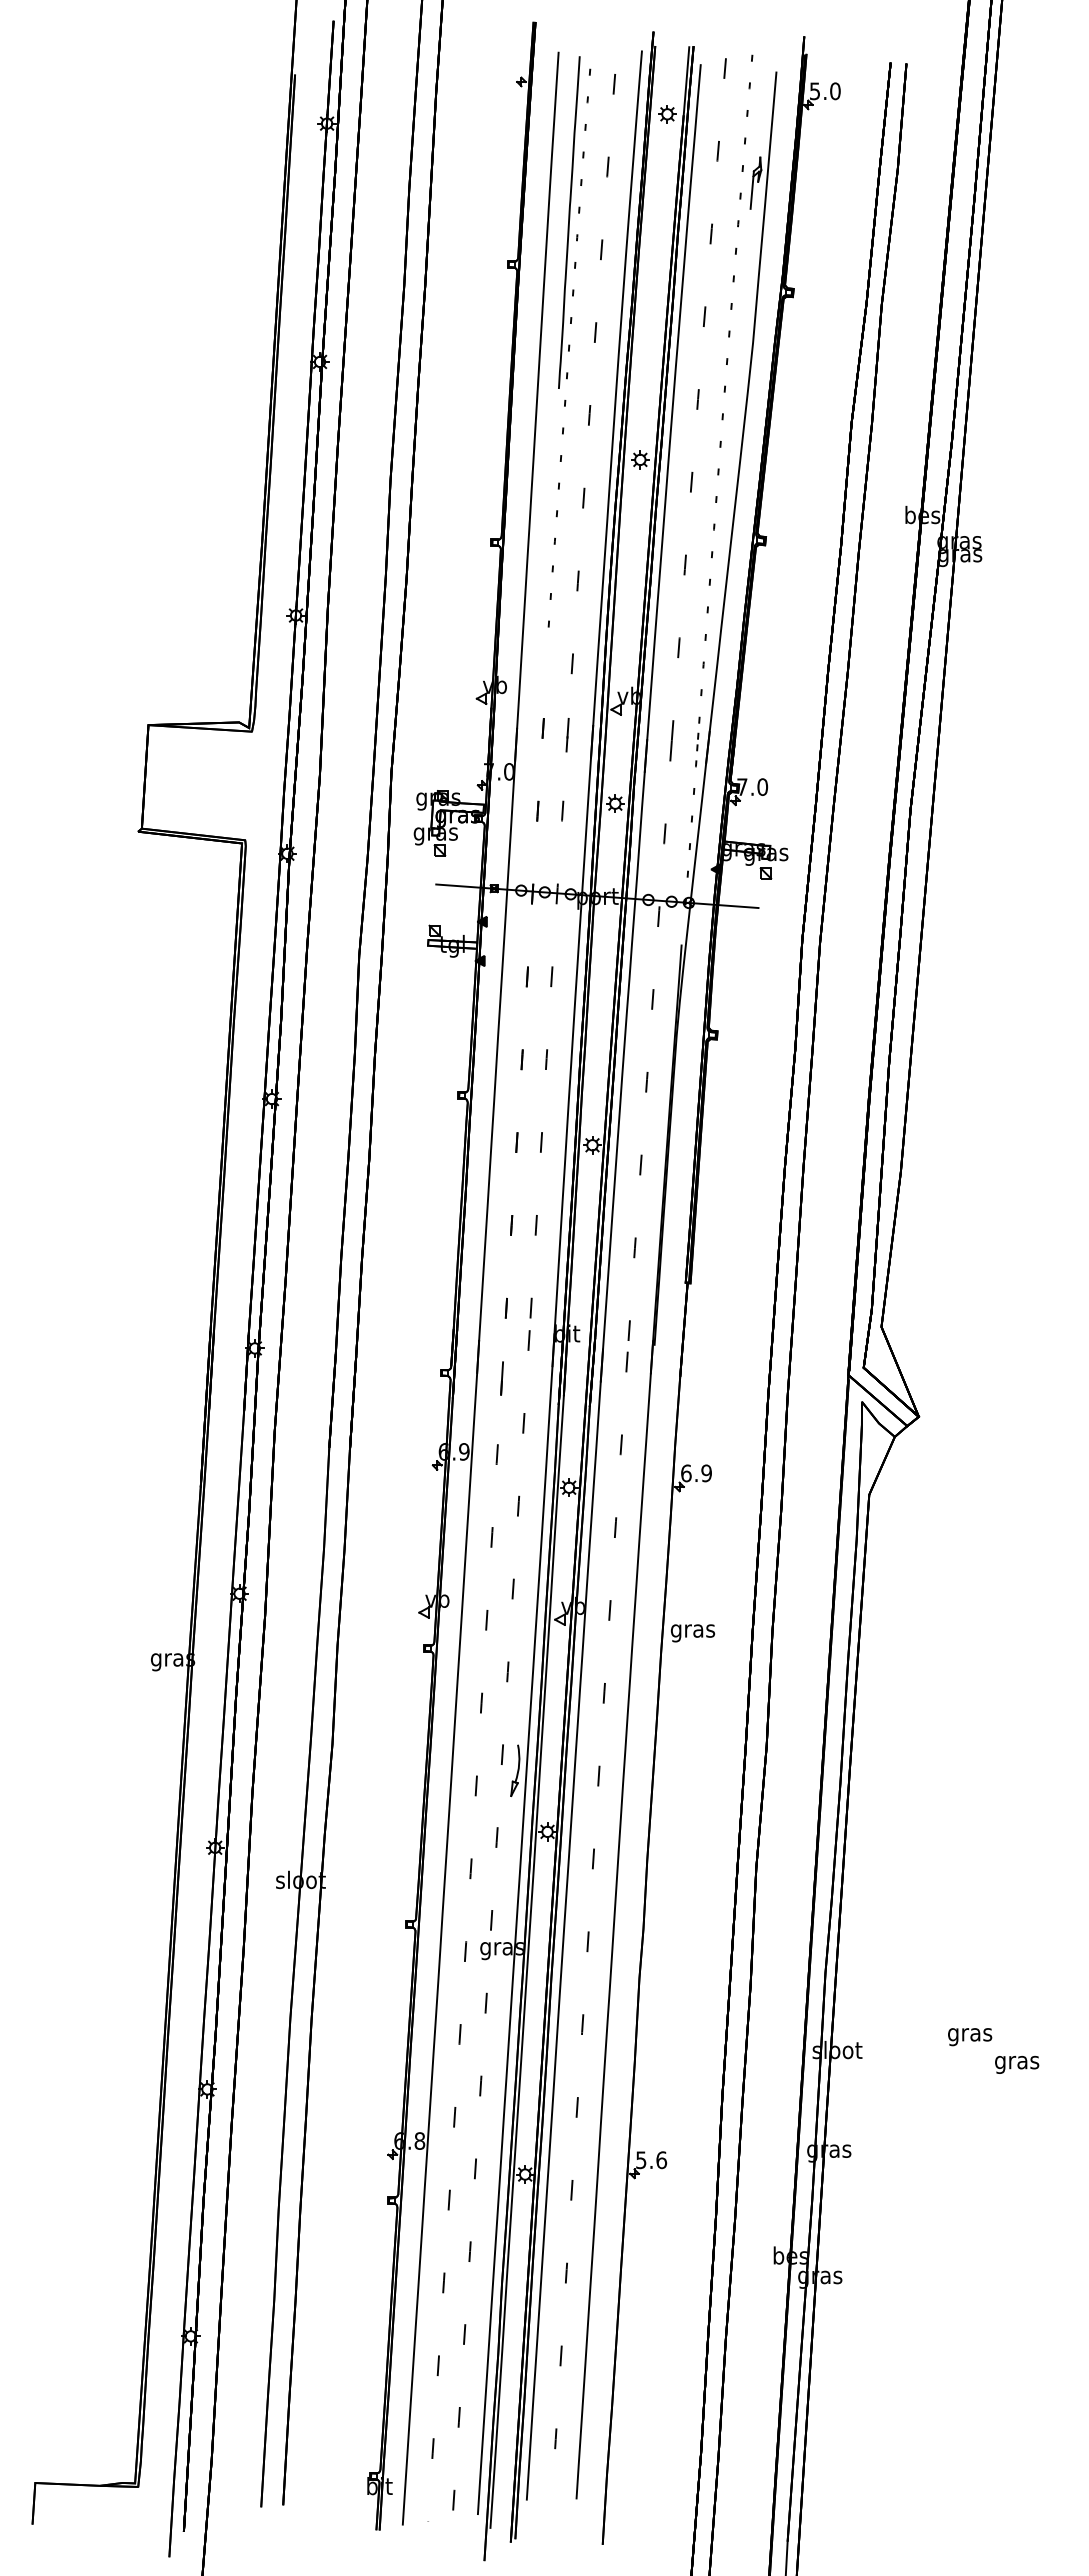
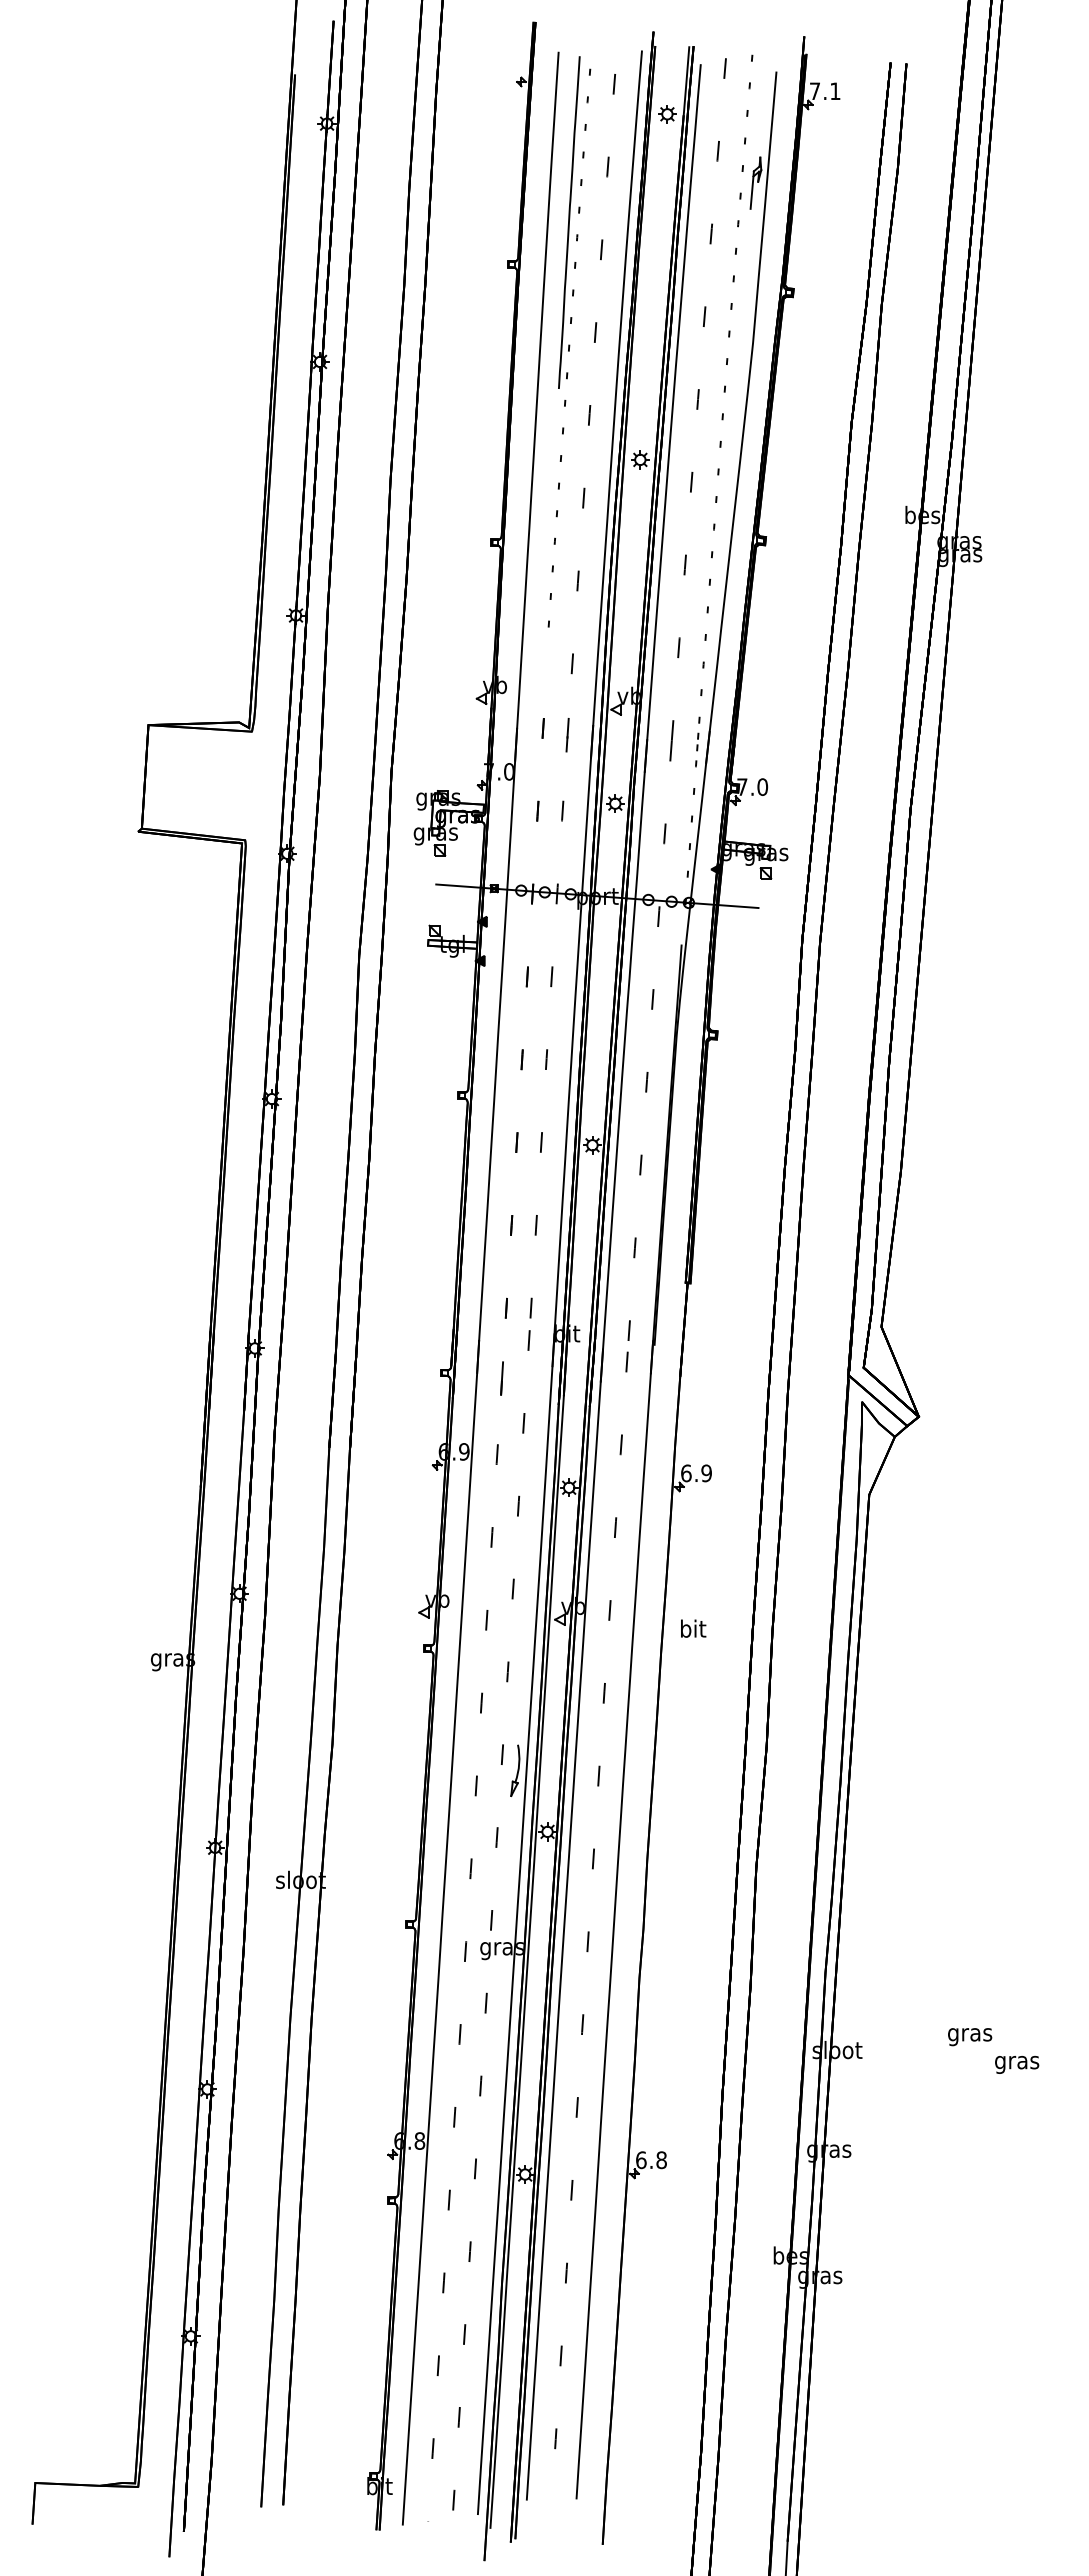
text: 5.0 -> 7.1 (825, 91)
text: gras -> bit (692, 1630)
text: 5.6 -> 6.8 (651, 2160)
